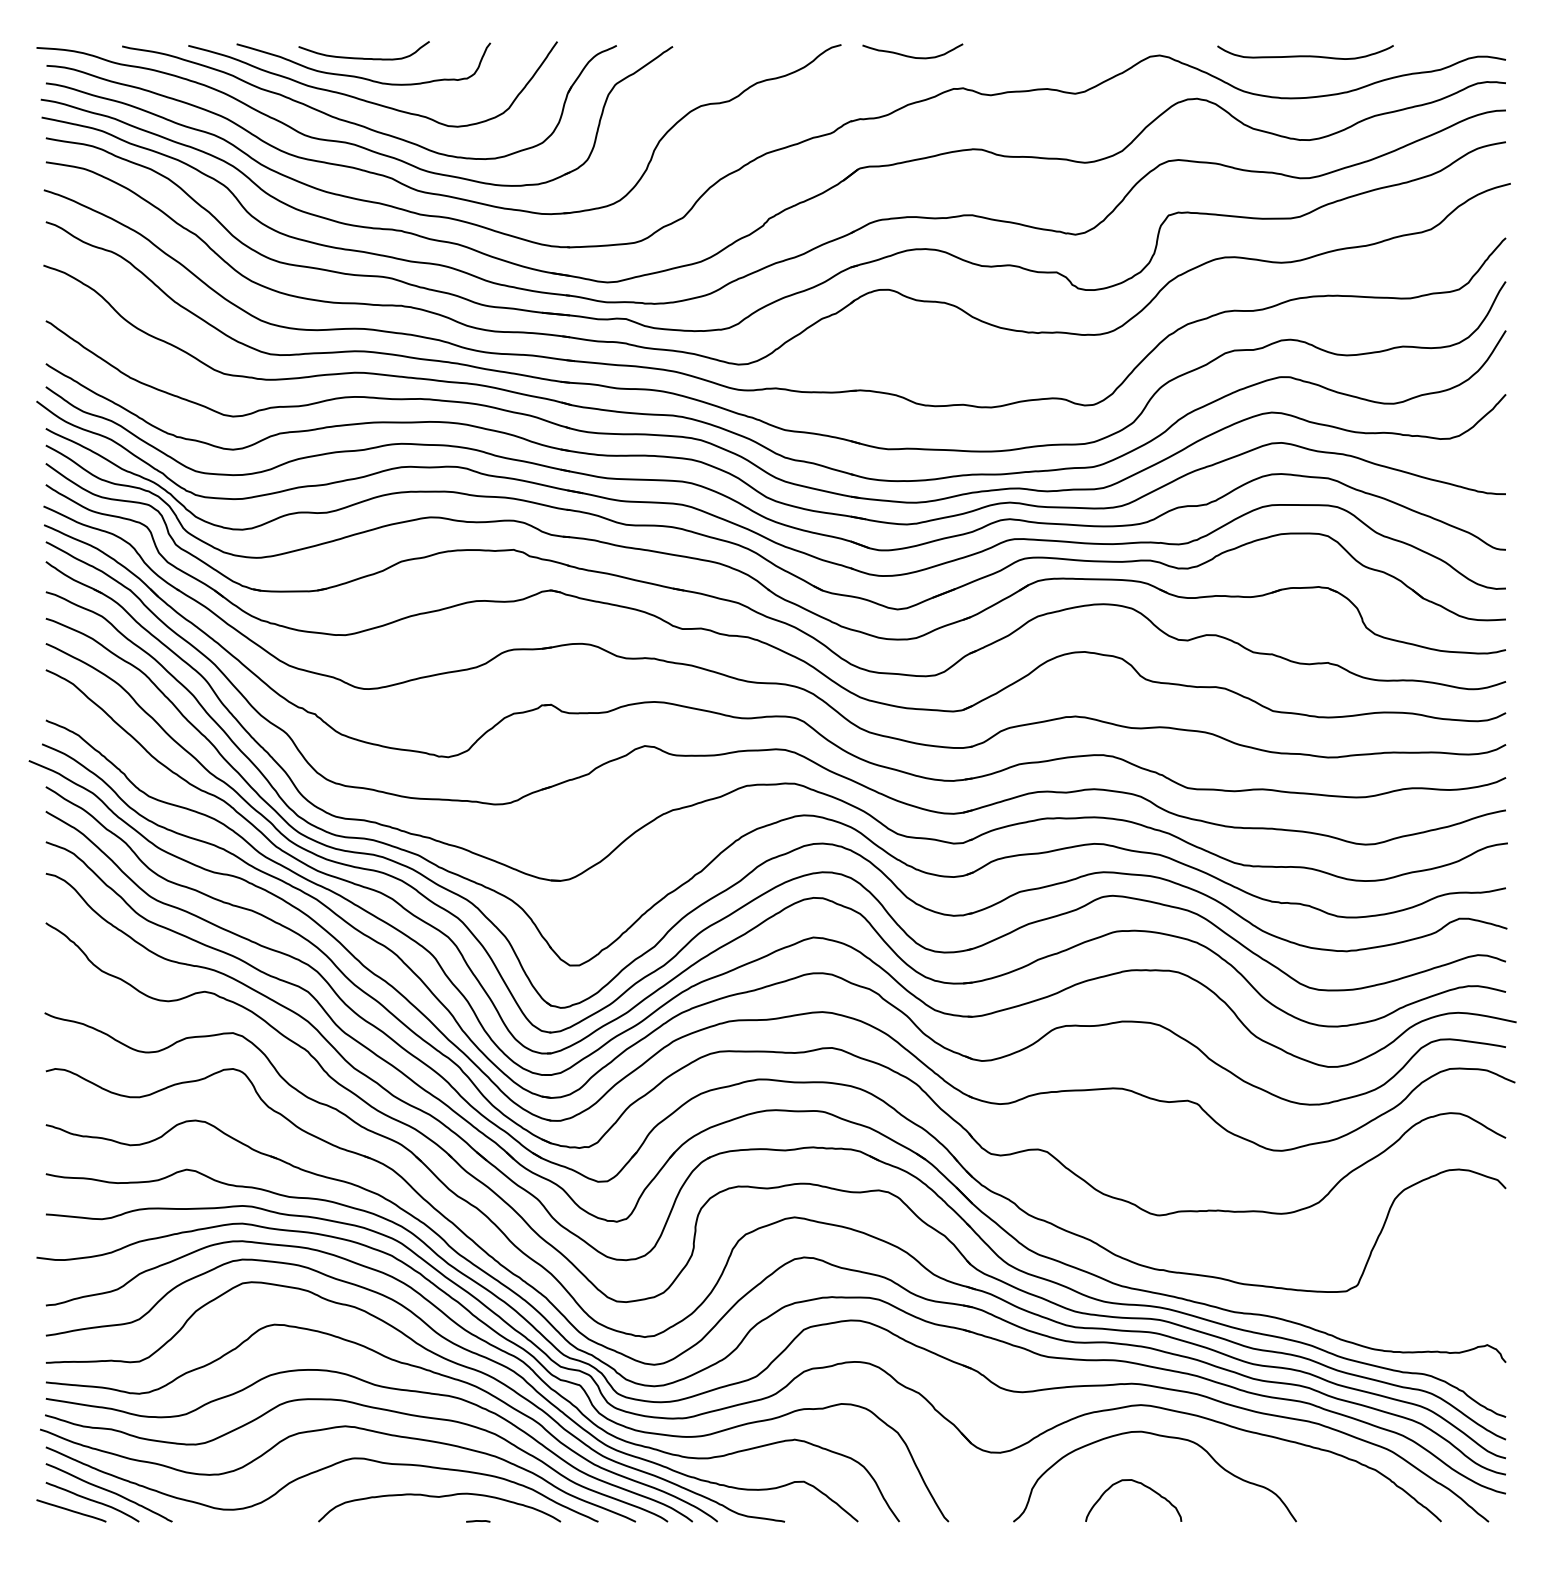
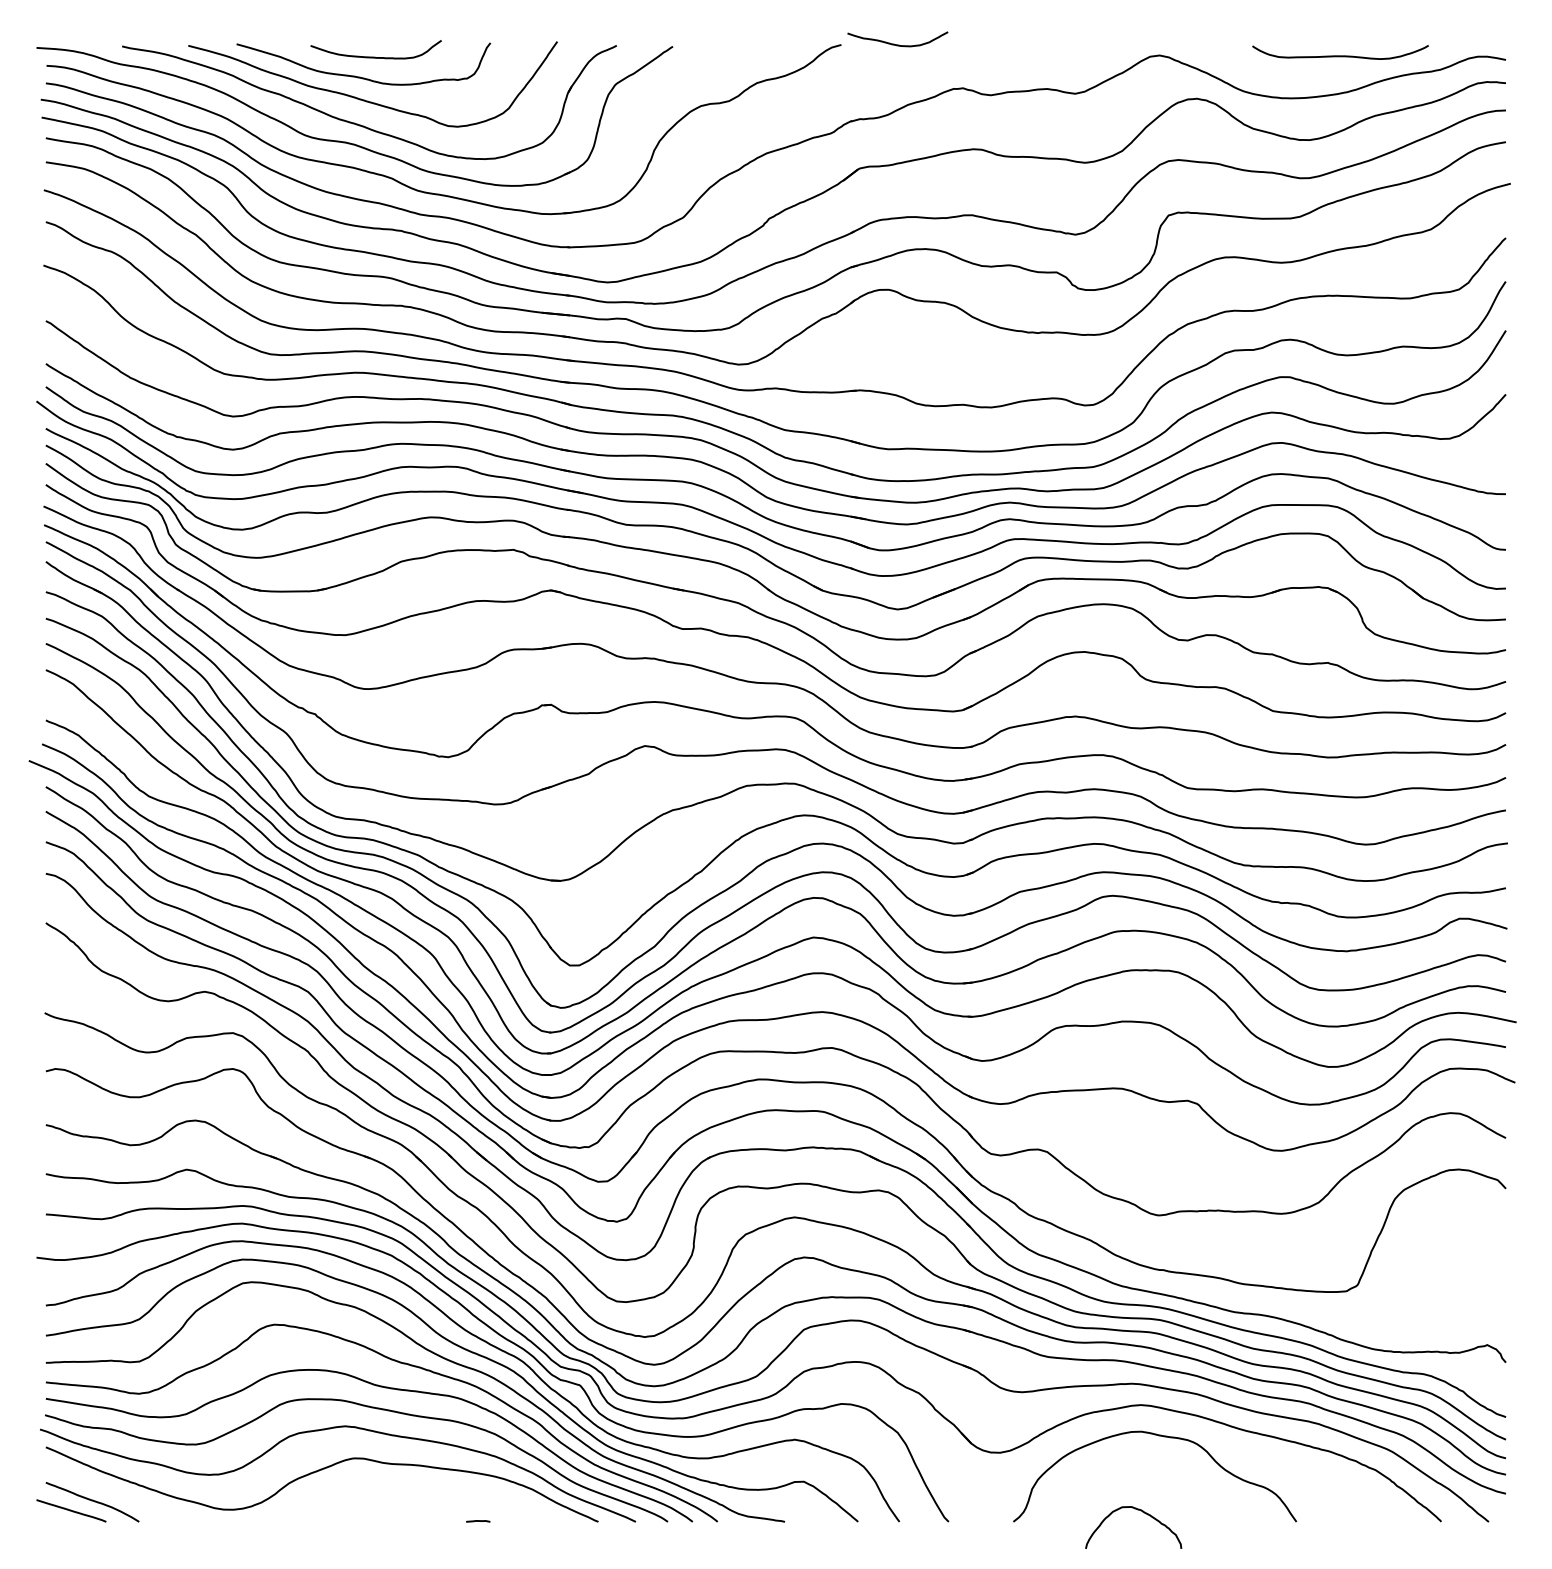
curve position: (909, 55) -> (894, 43) (894, 43)
curve position: (1305, 55) -> (1340, 55) (1340, 55)
curve position: (363, 57) -> (375, 56) (375, 56)
curve position: (1137, 1483) -> (1137, 1510) (1137, 1510)
curve: present -> none (108, 1491)
curve: present -> none (439, 1497)
